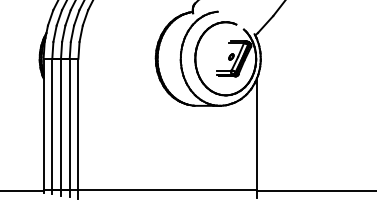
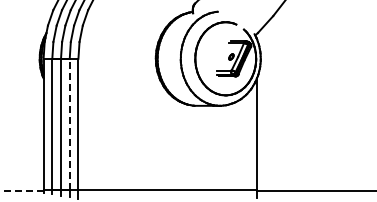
line: solid -> dashed (69, 123)
line: solid -> dashed (21, 191)
